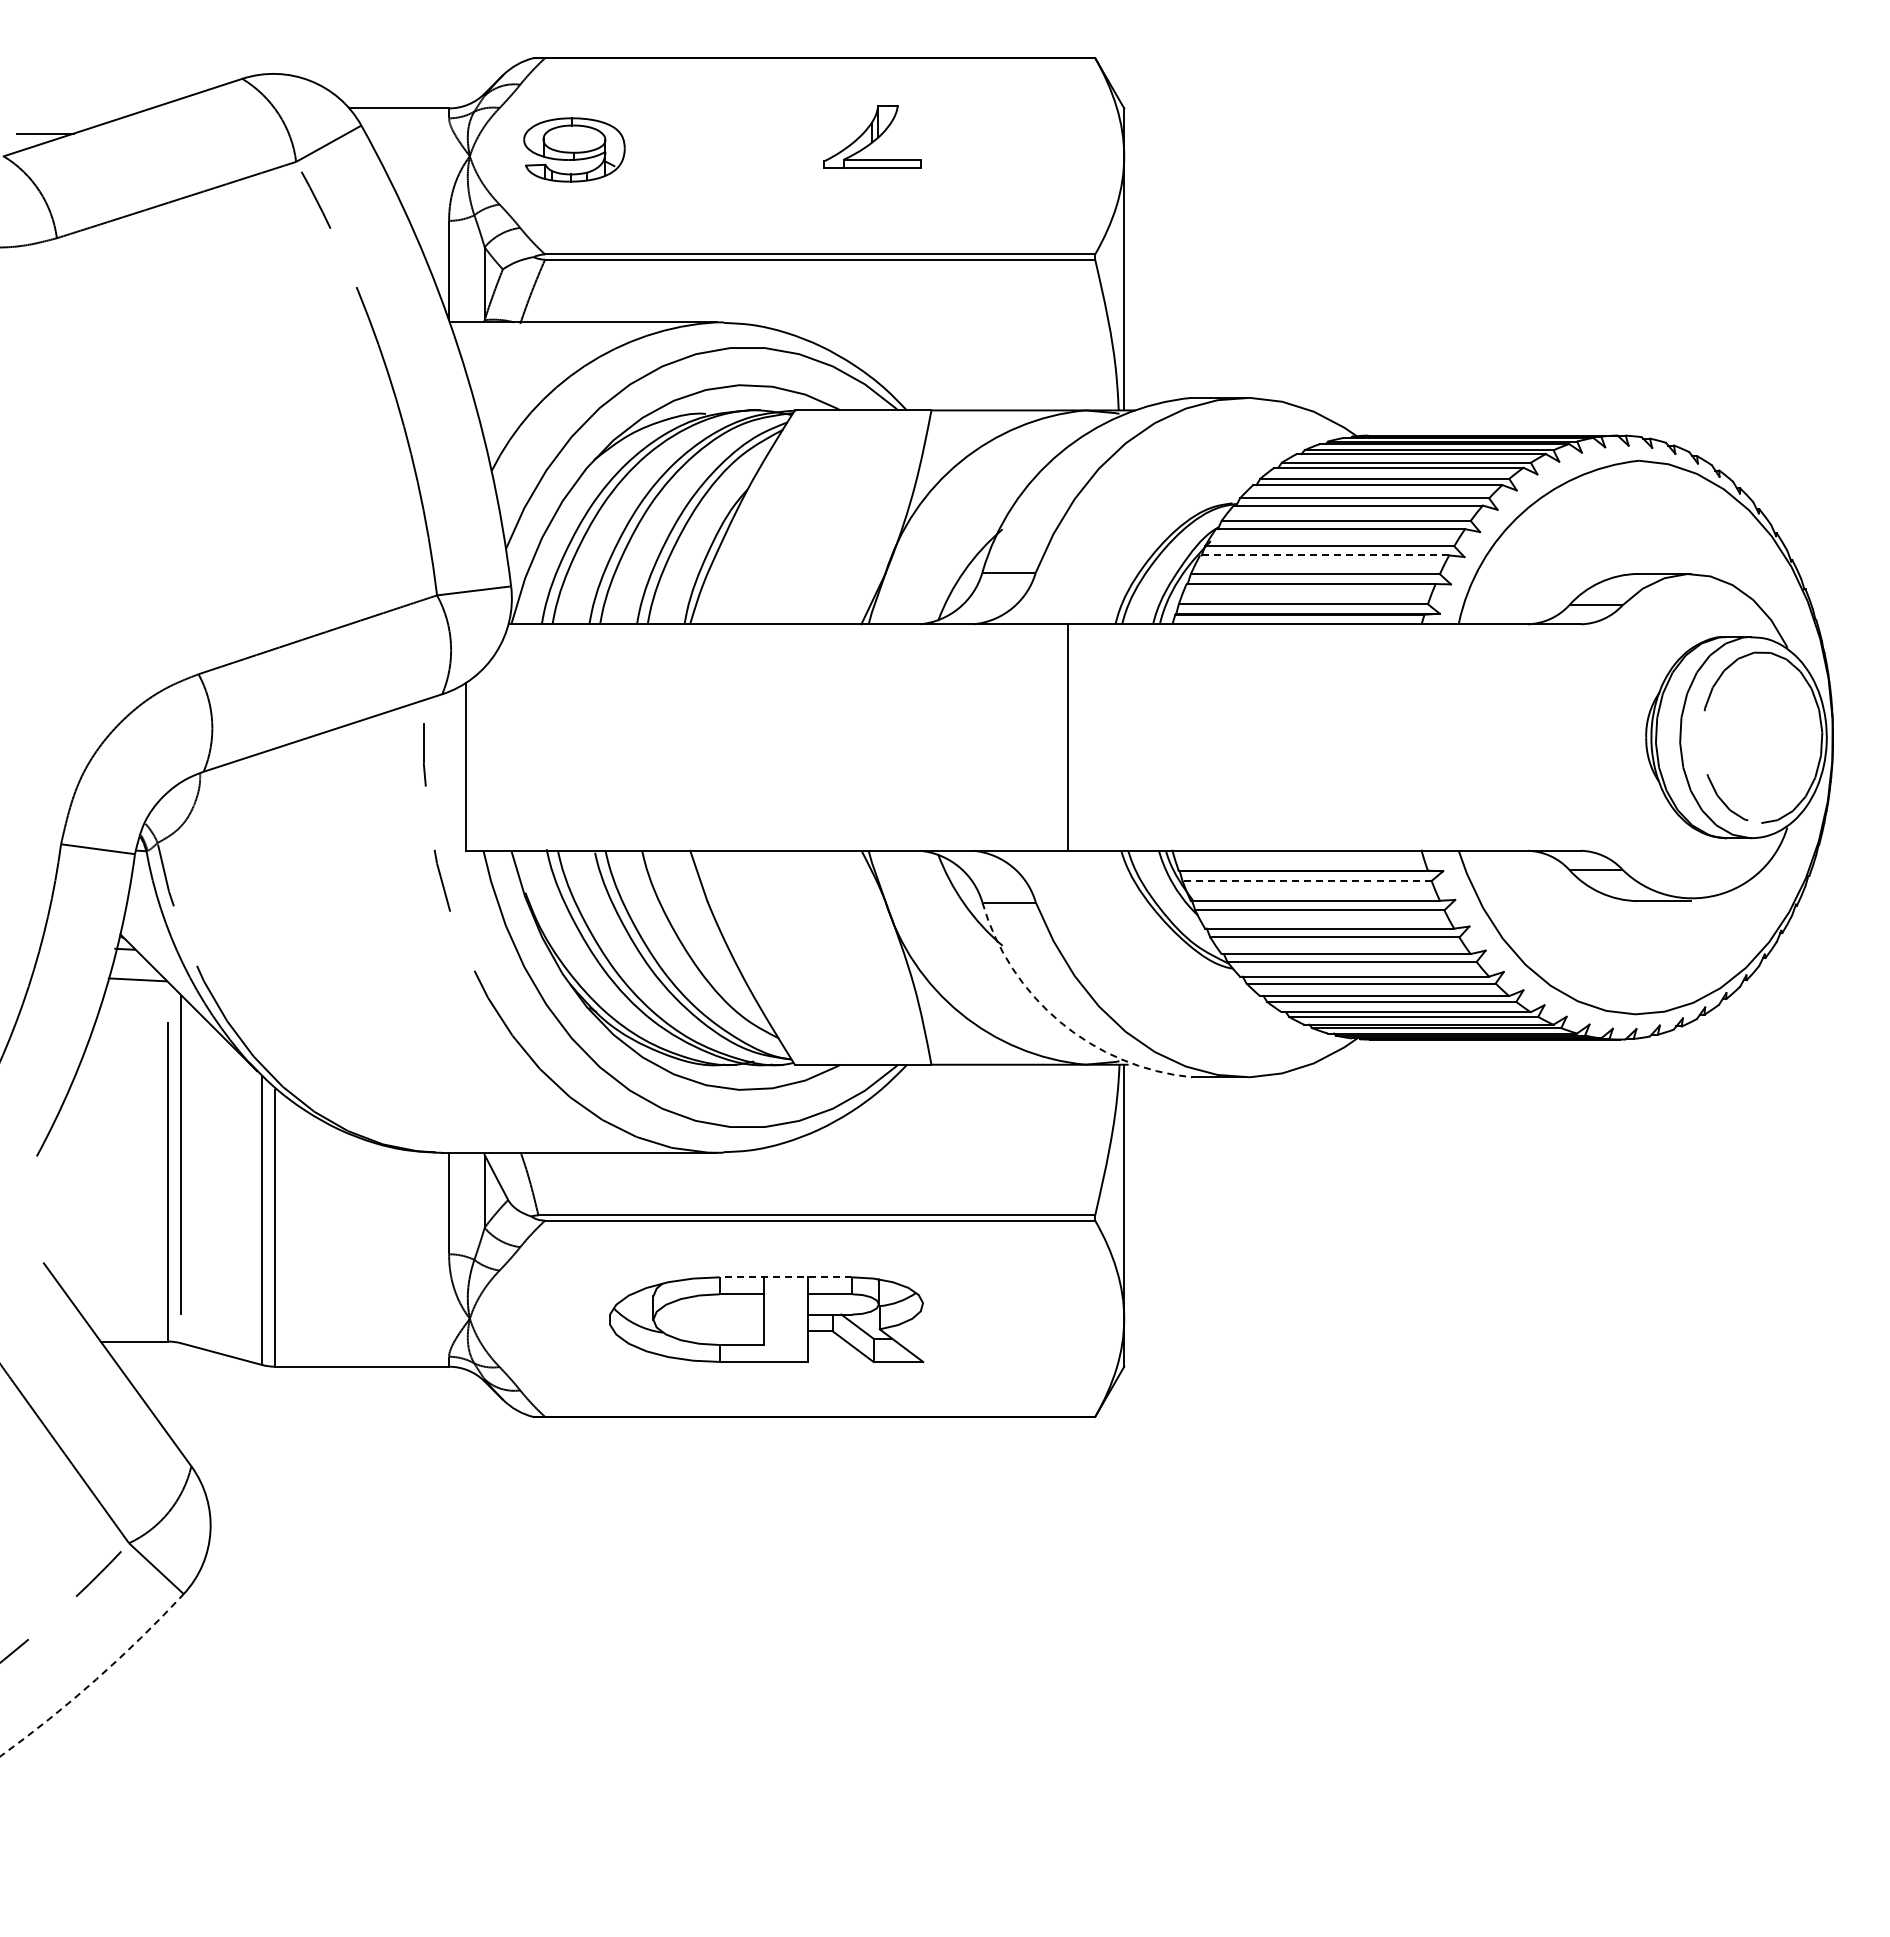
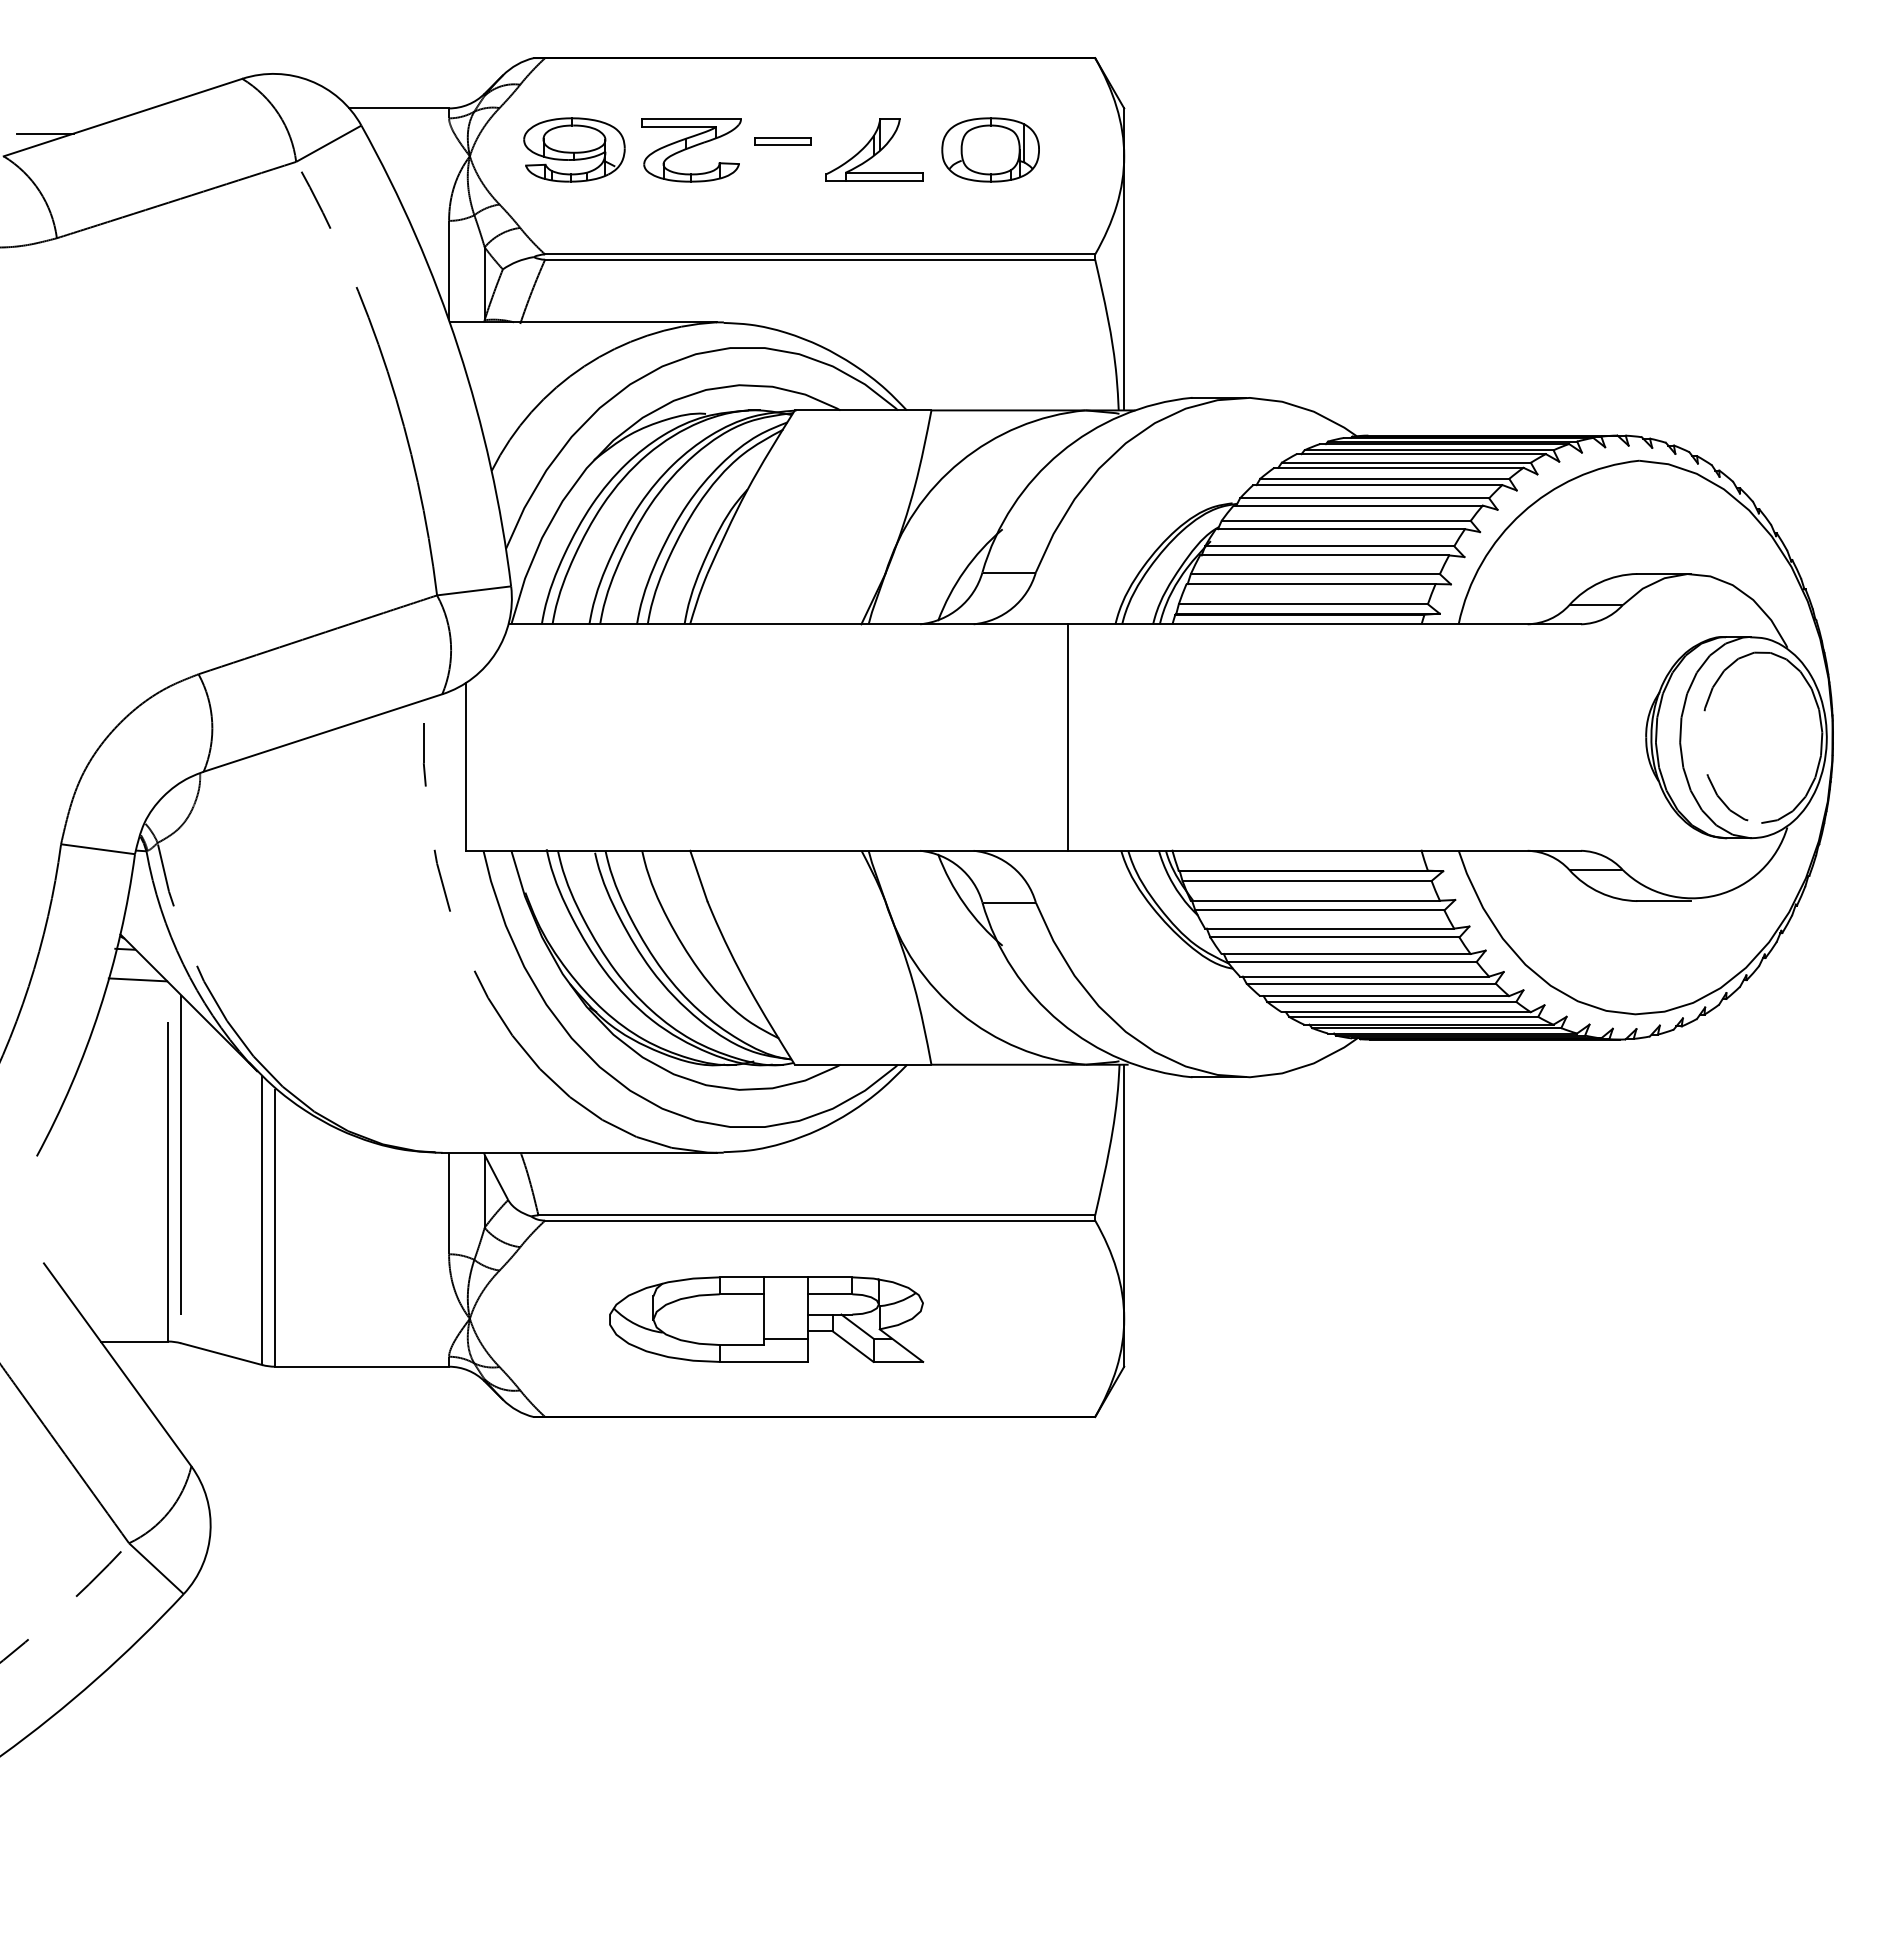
part position: (872, 136) -> (874, 149) (874, 149)
part: none -> present (782, 141)
part: none -> present (990, 149)
part: none -> present (691, 150)
line: dashed -> solid (1324, 555)
line: dashed -> solid (1307, 880)
arc: dashed -> solid (1060, 1022)
line: dashed -> solid (785, 1277)
line: none -> present (785, 1338)
arc: dashed -> solid (96, 1679)
